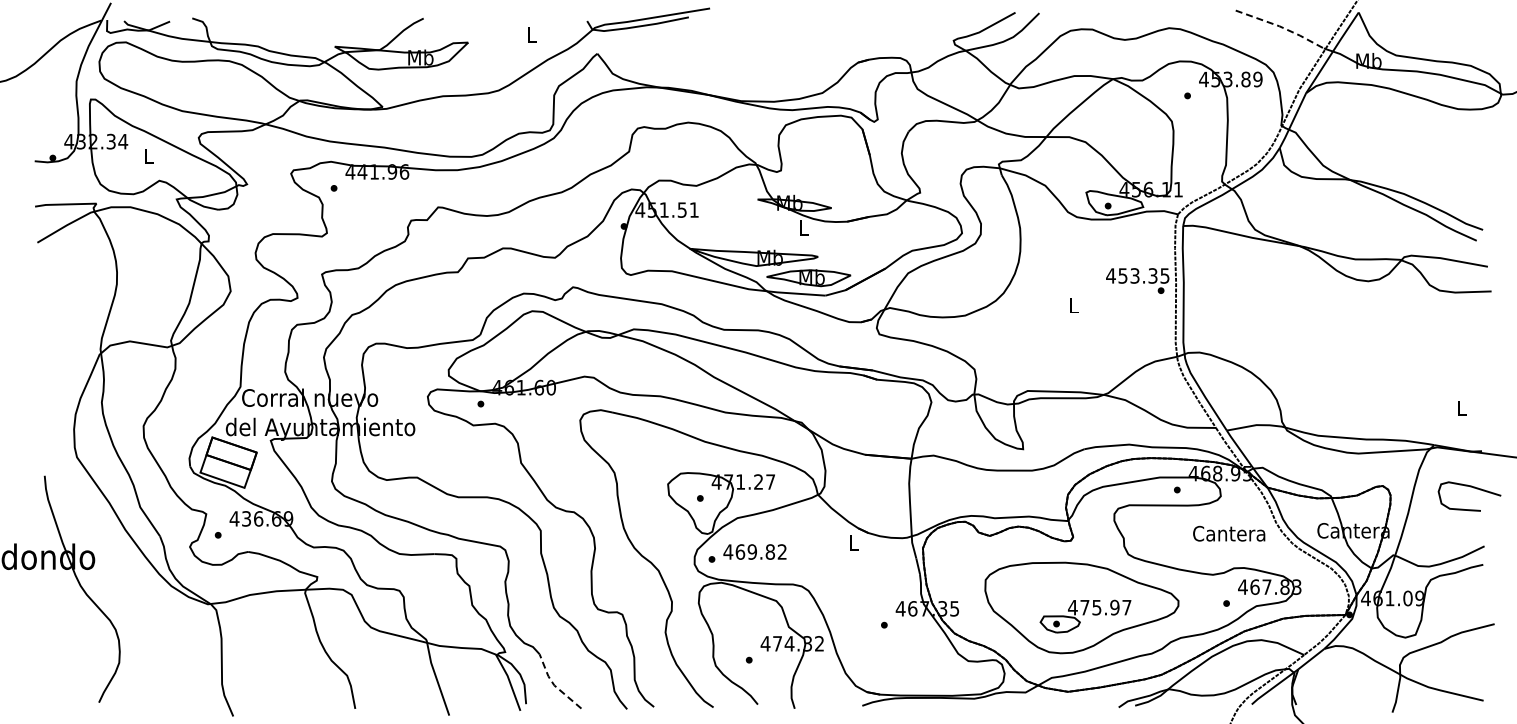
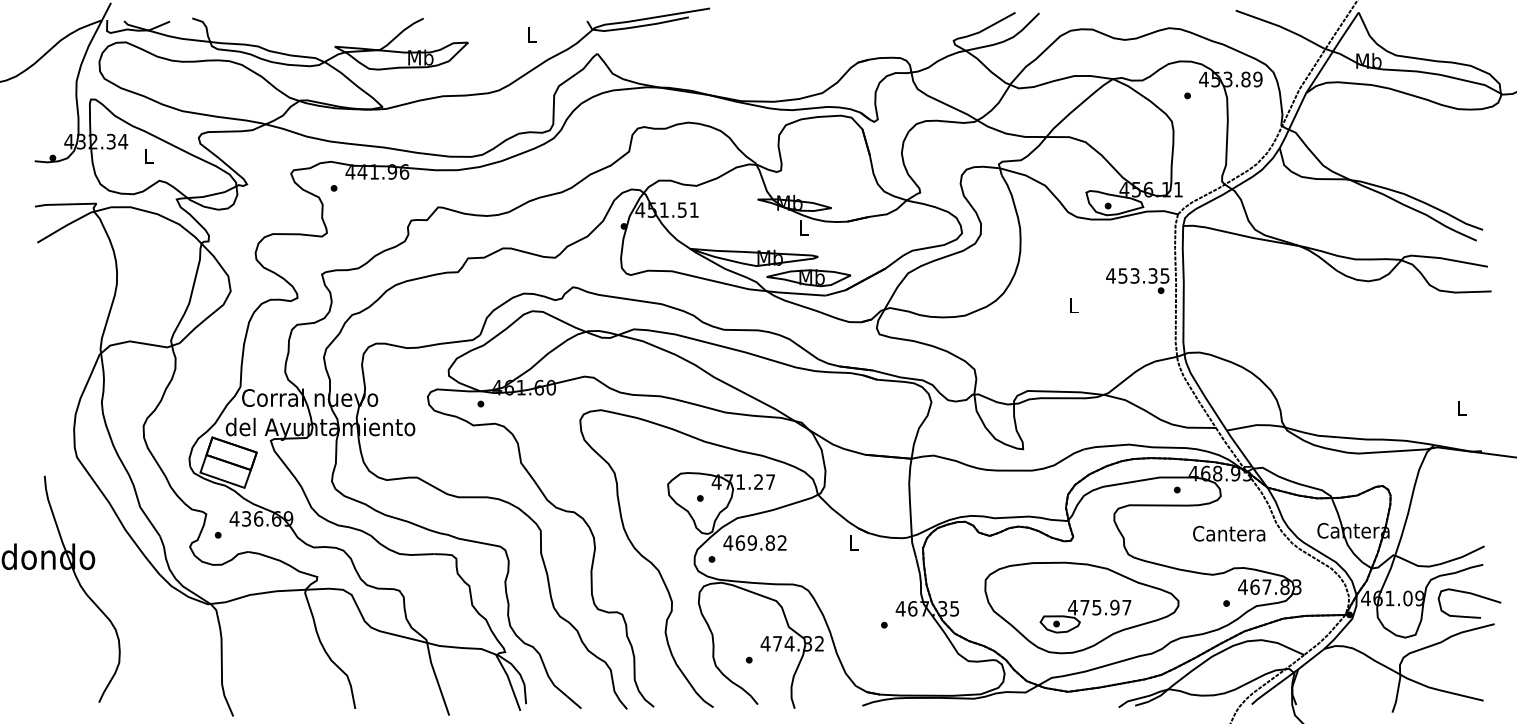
line: dashed -> solid (1281, 27)
curve position: (1473, 488) -> (1473, 595) (1473, 595)
text position: (754, 551) -> (754, 542) (754, 542)
line: dashed -> solid (554, 685)
